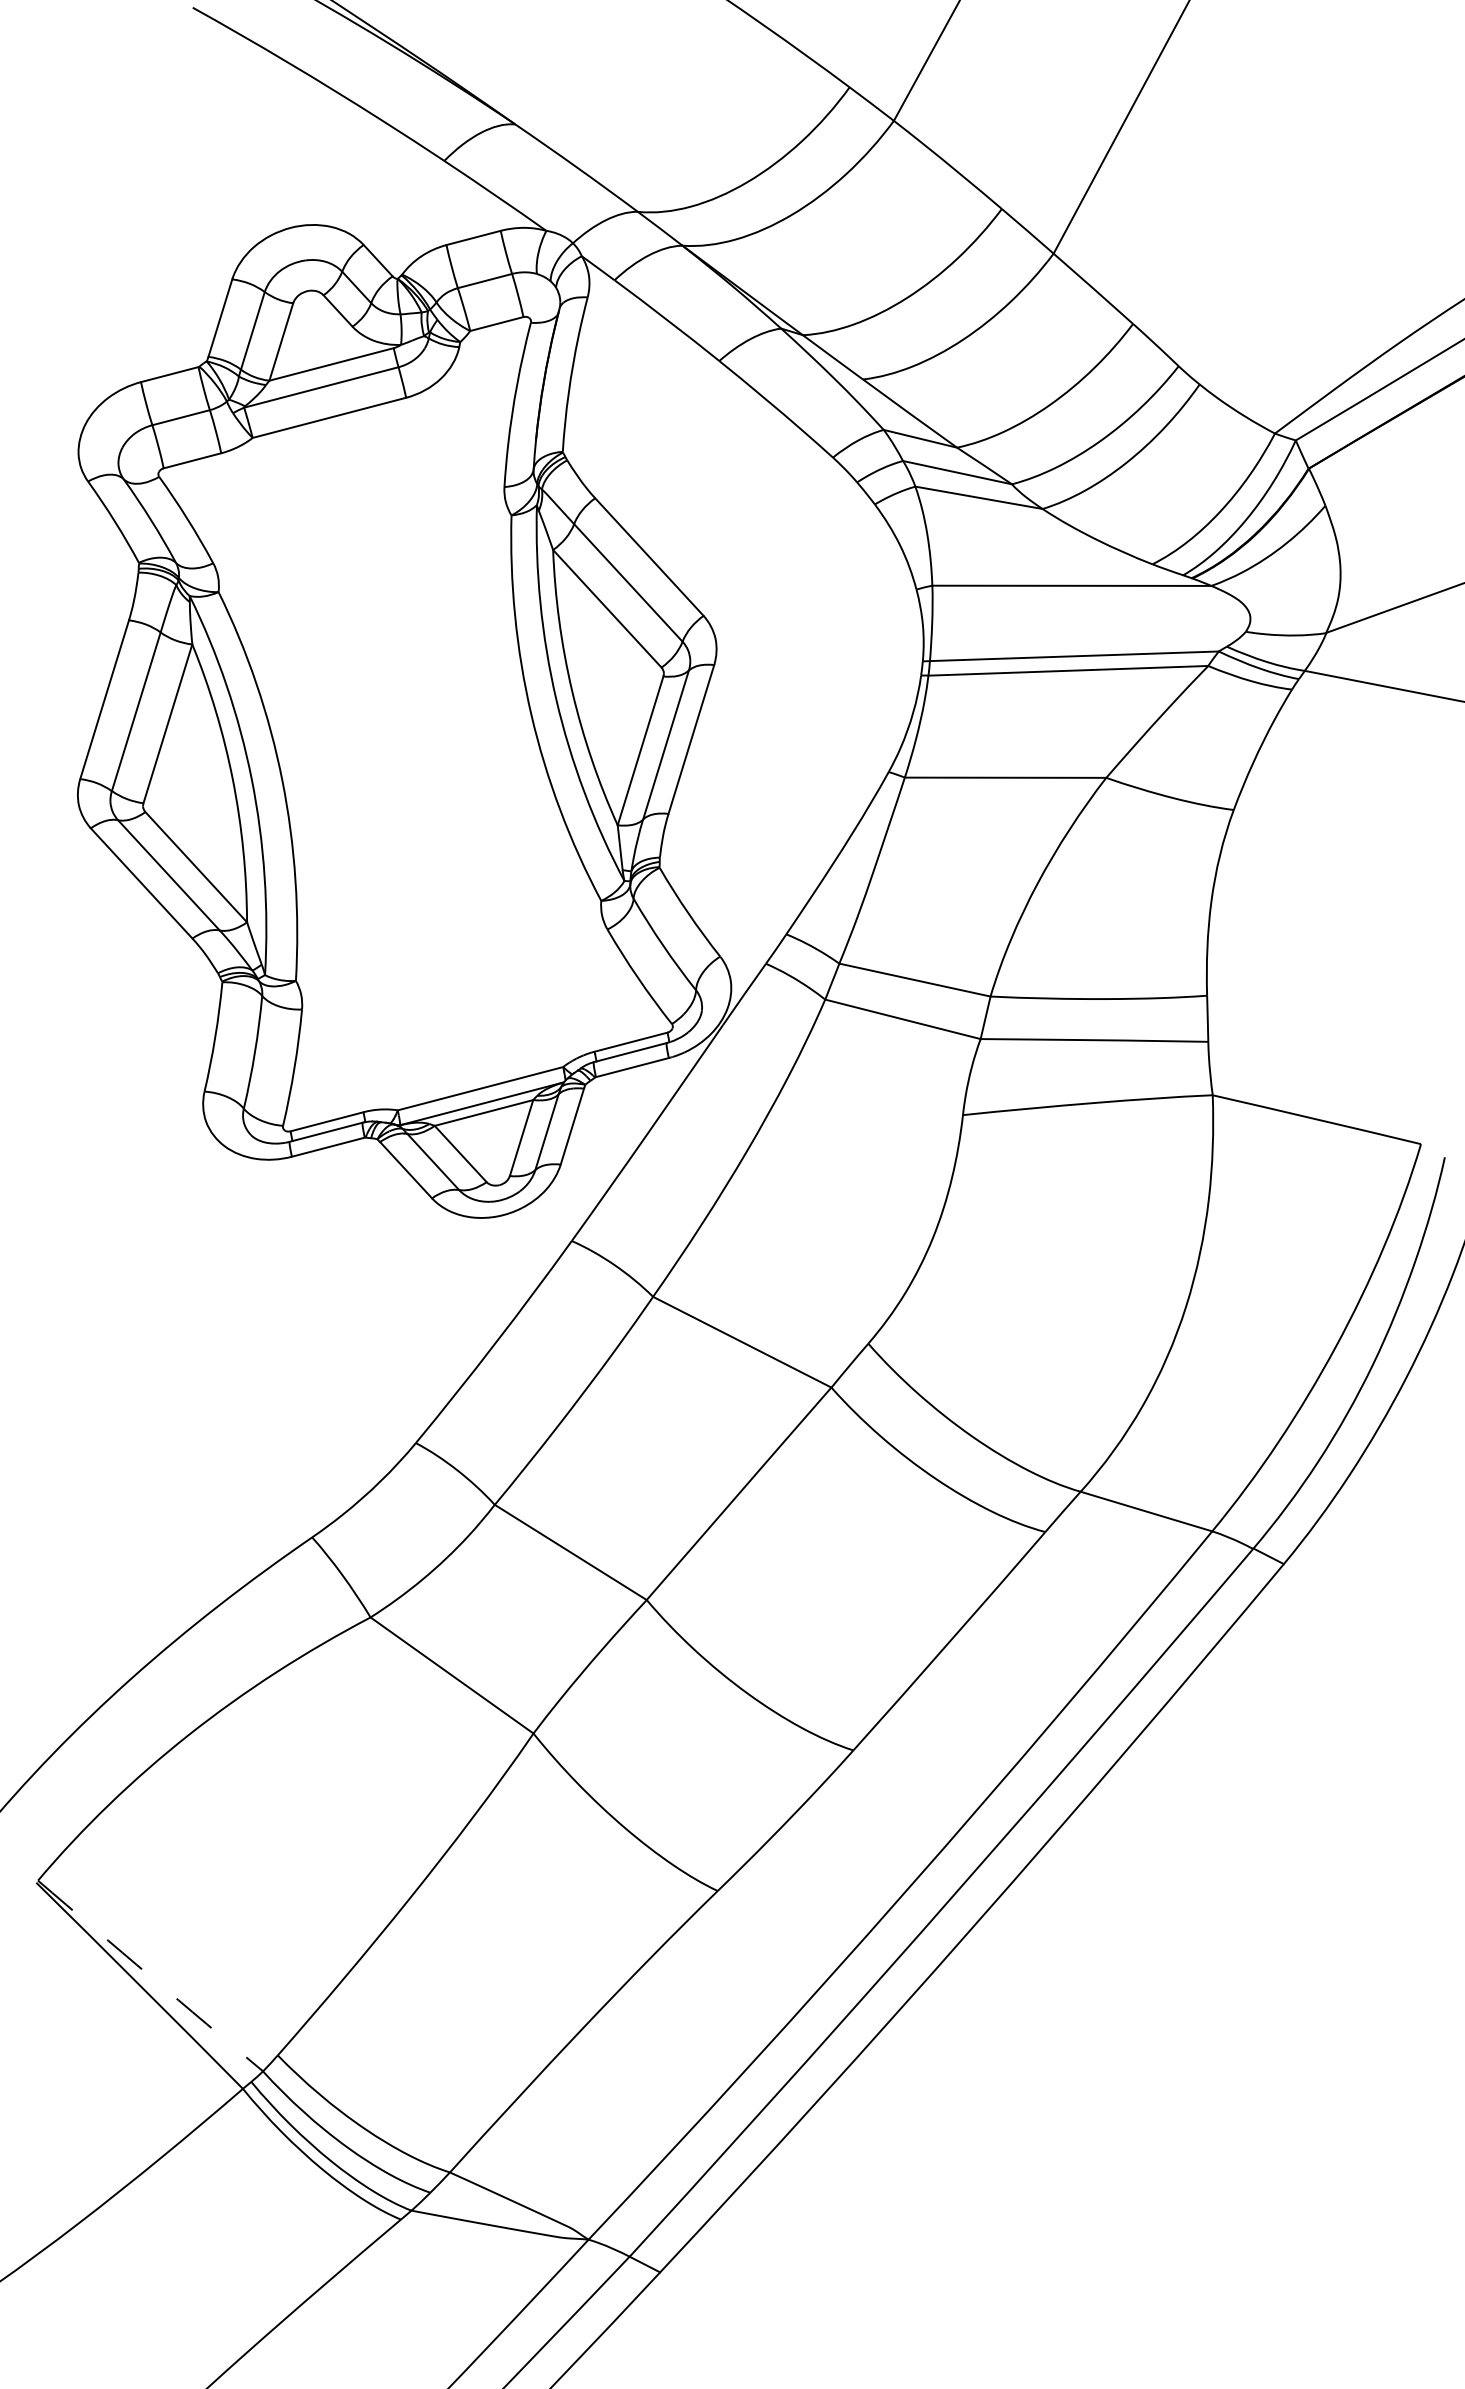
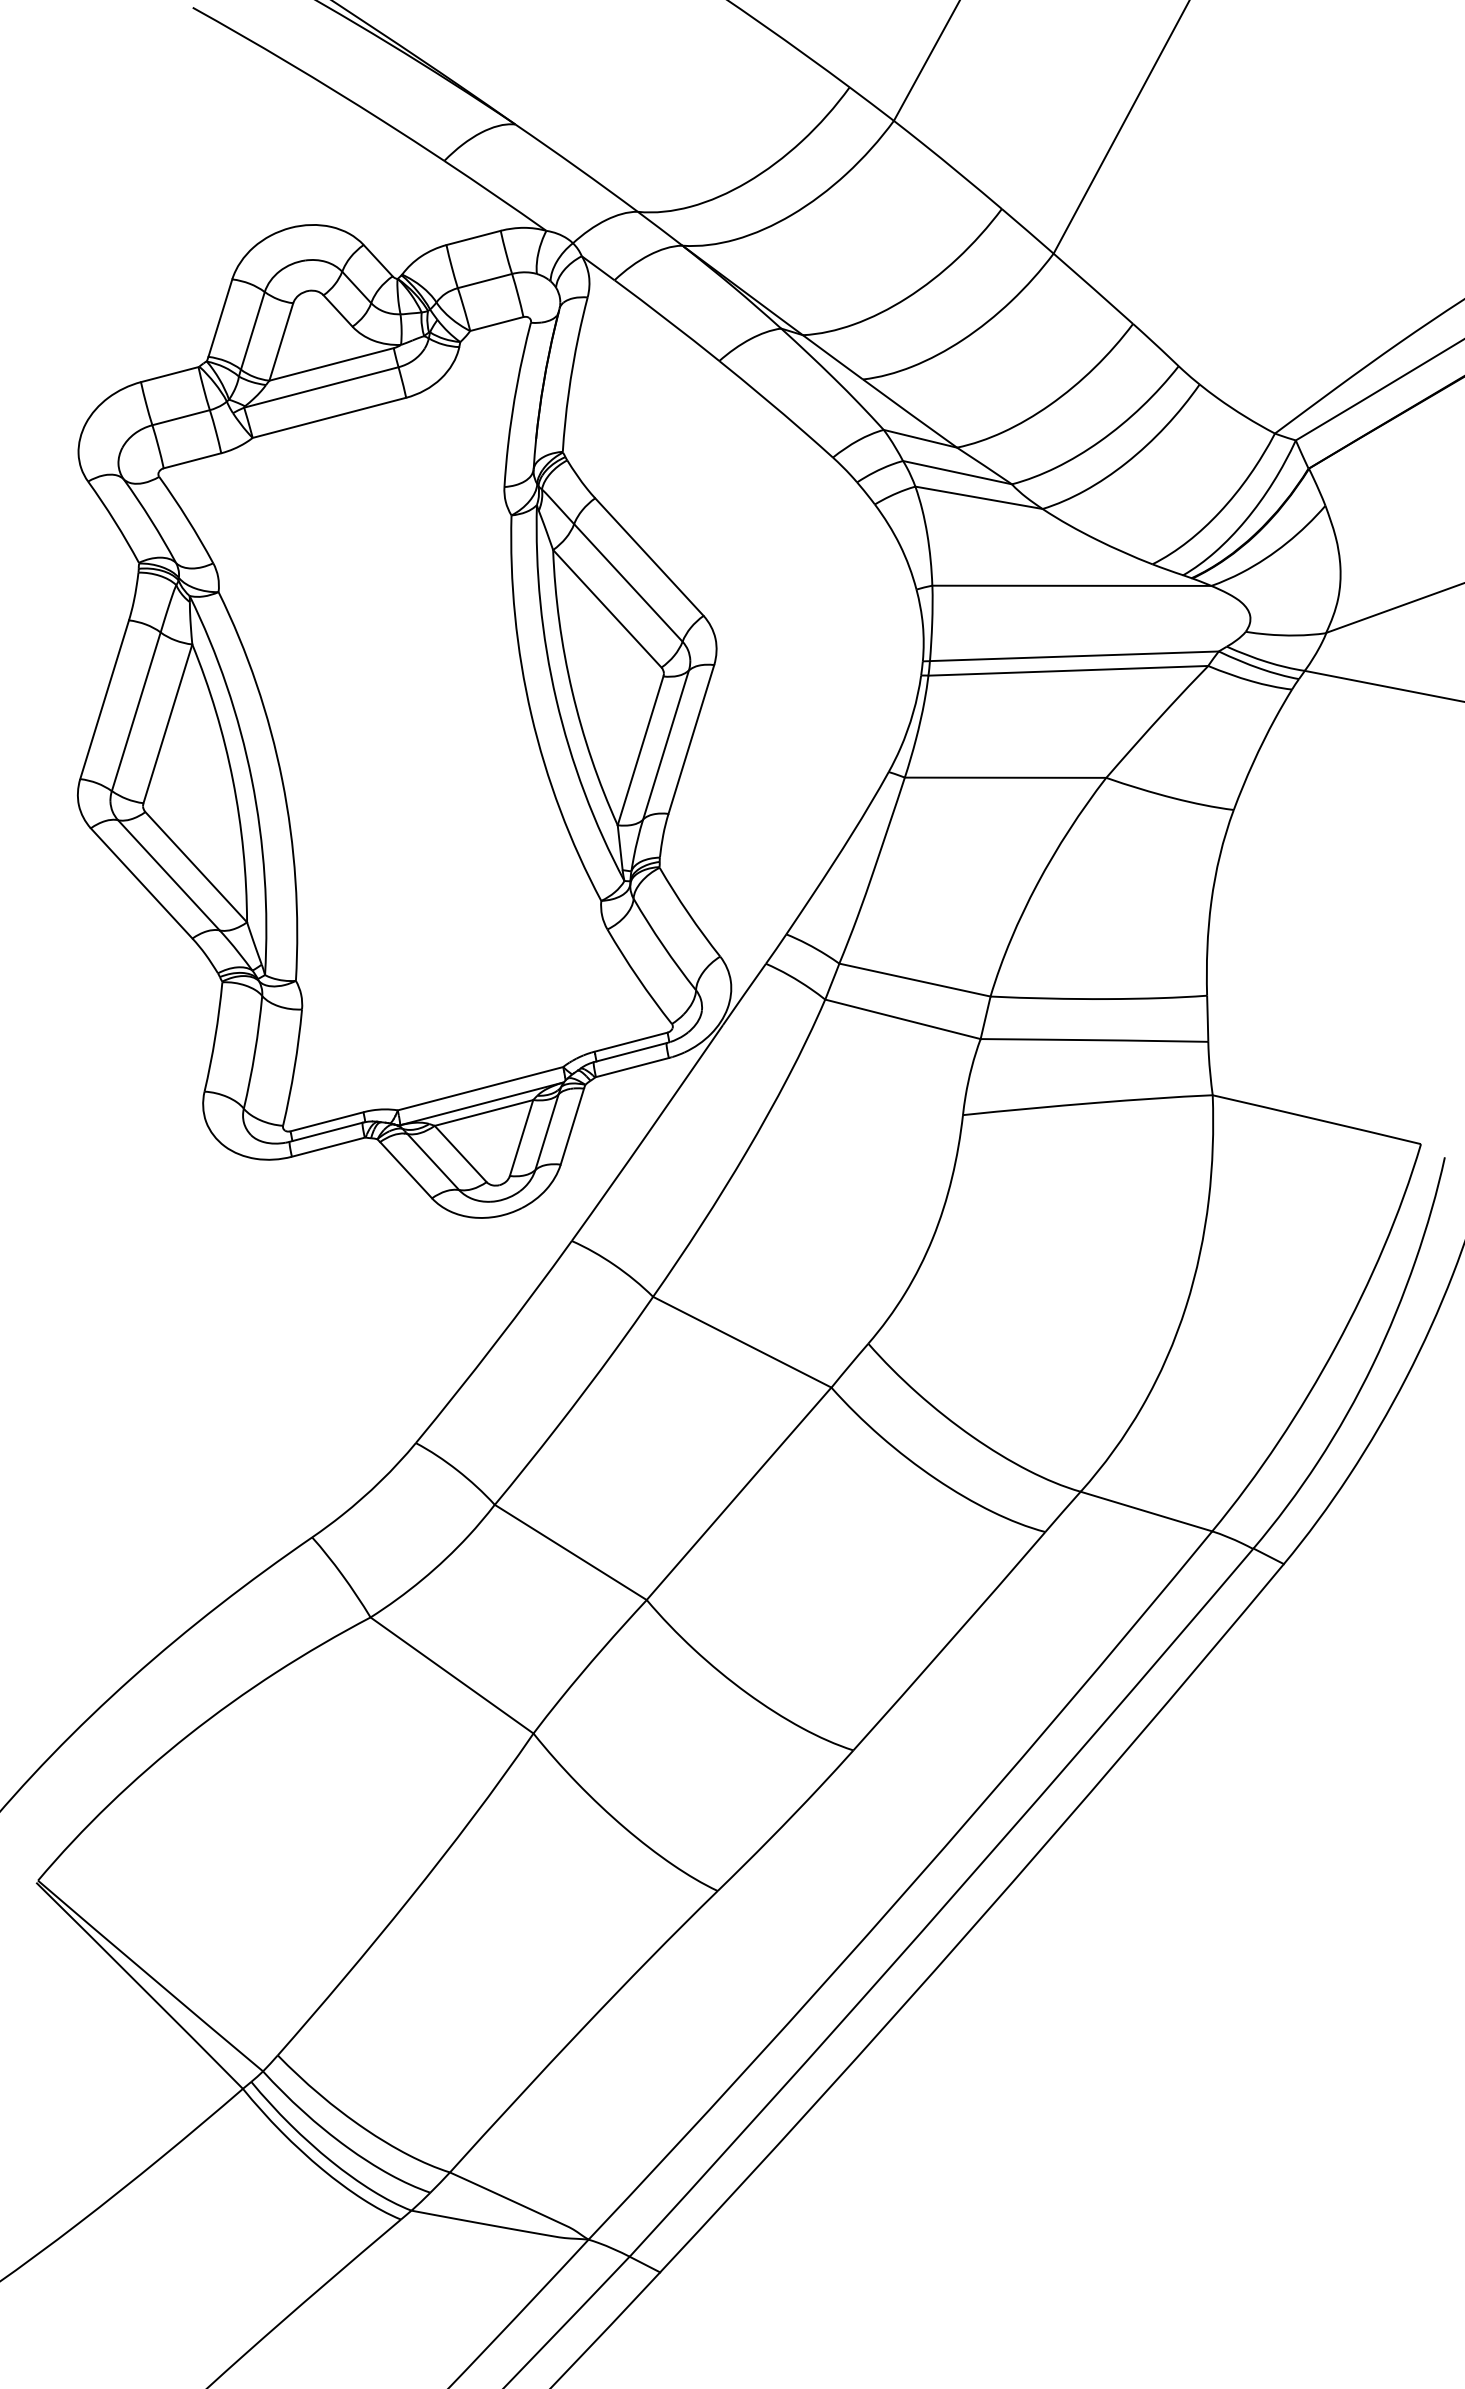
arc: dashed -> solid (150, 1976)
